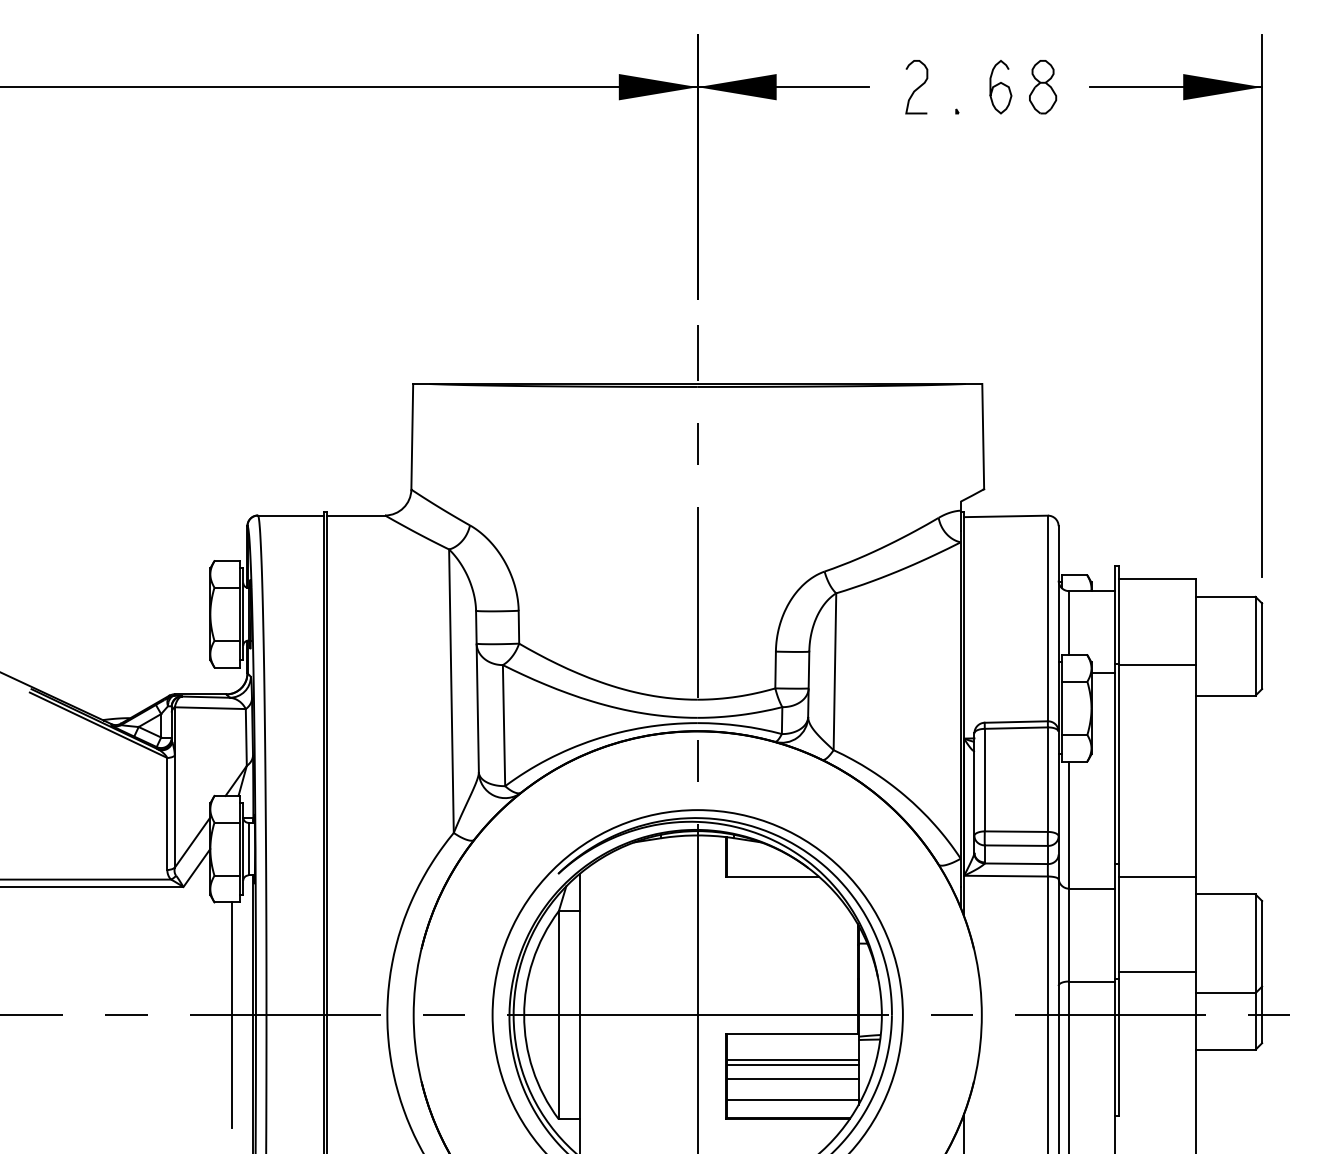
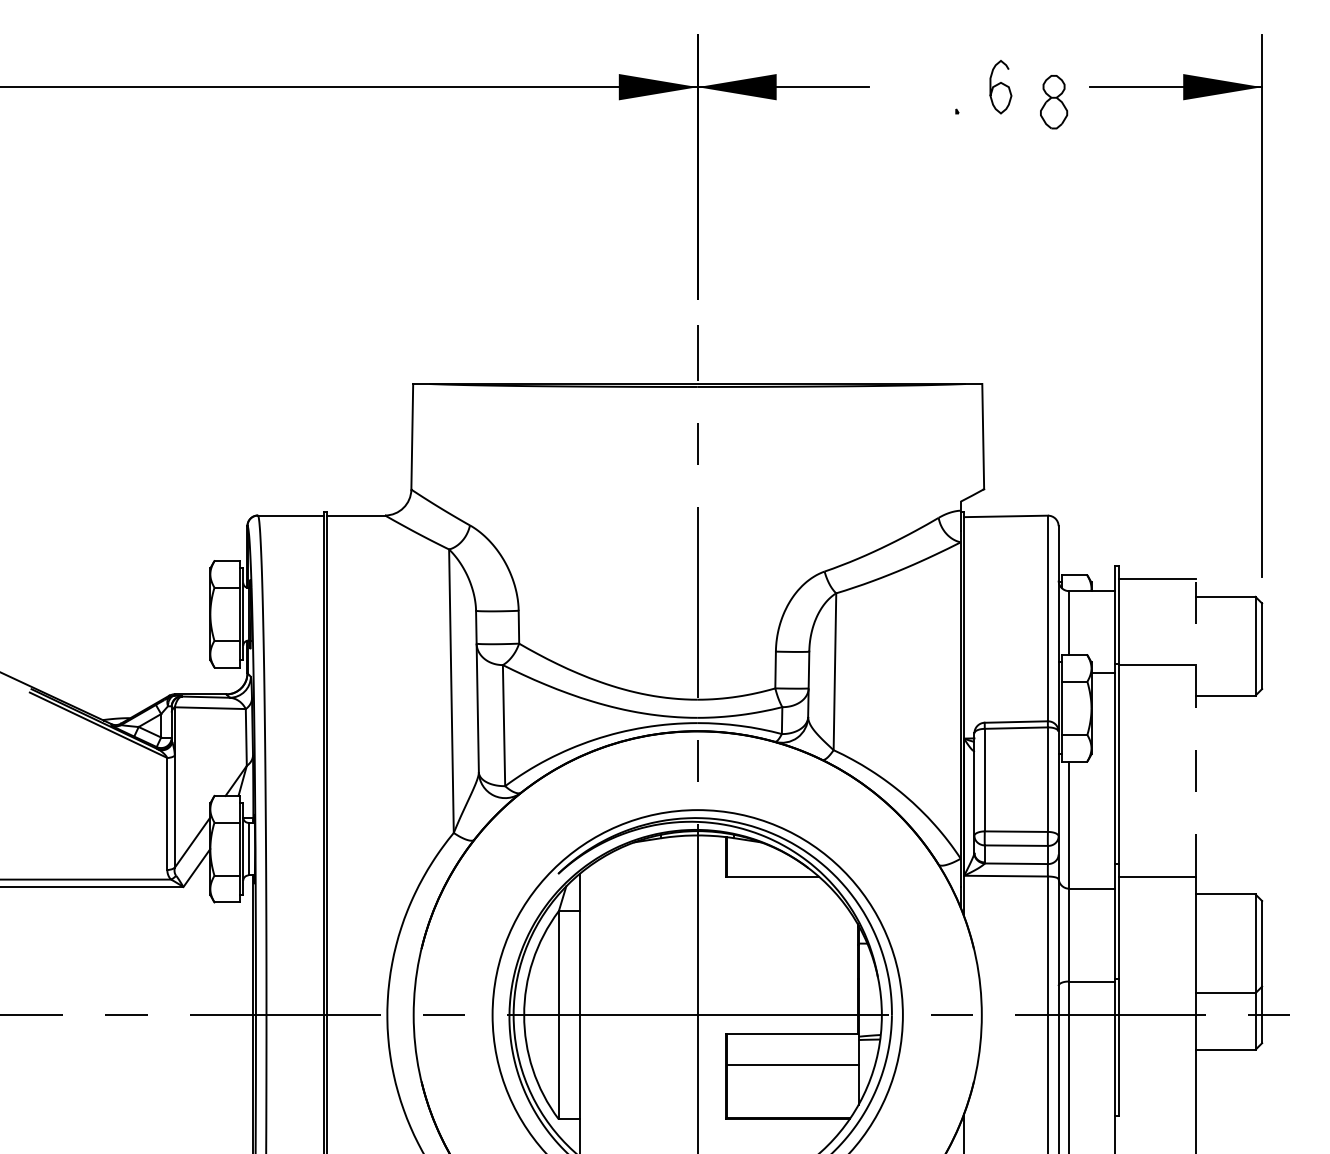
curve: present -> none (917, 87)
part position: (1043, 87) -> (1054, 102) (1054, 102)
line: solid -> dashed (1196, 727)
line: present -> none (1157, 972)
line: present -> none (232, 1015)
line: present -> none (792, 1059)
line: present -> none (792, 1078)
line: present -> none (792, 1099)
